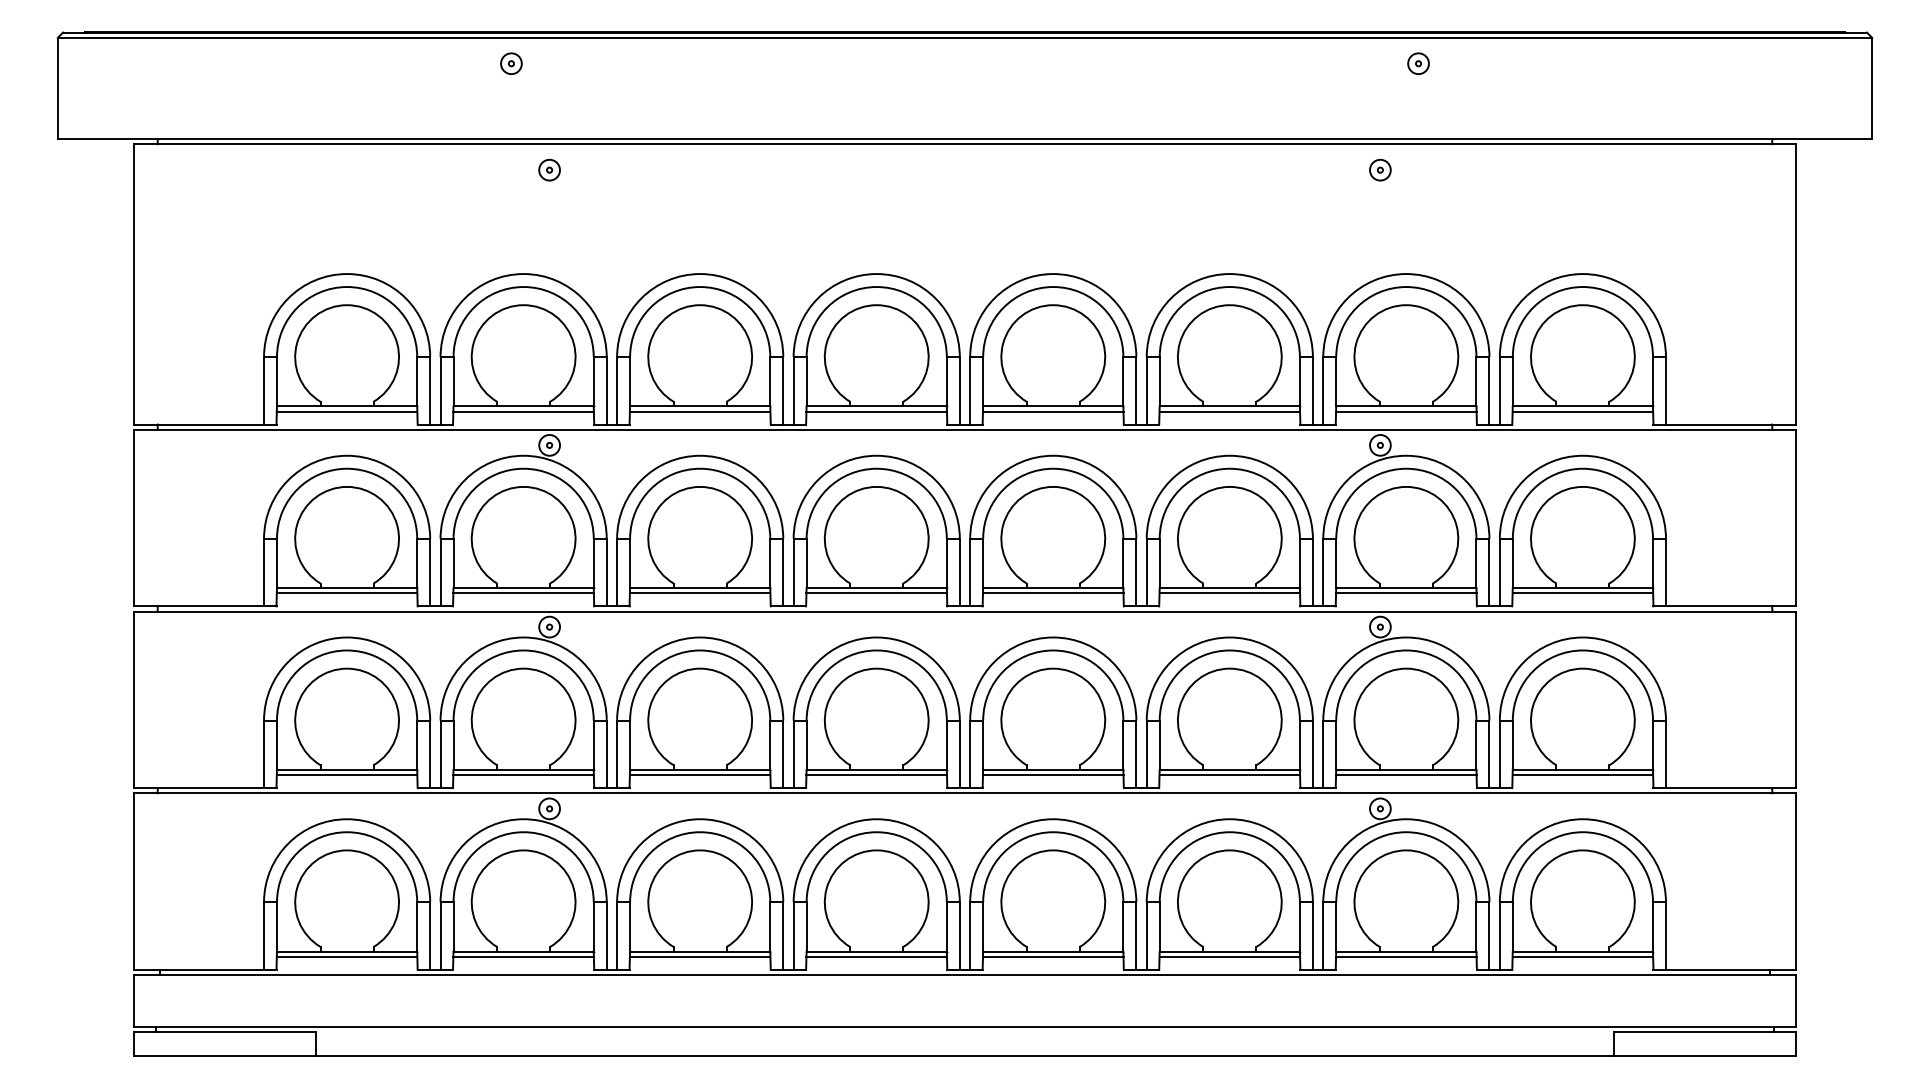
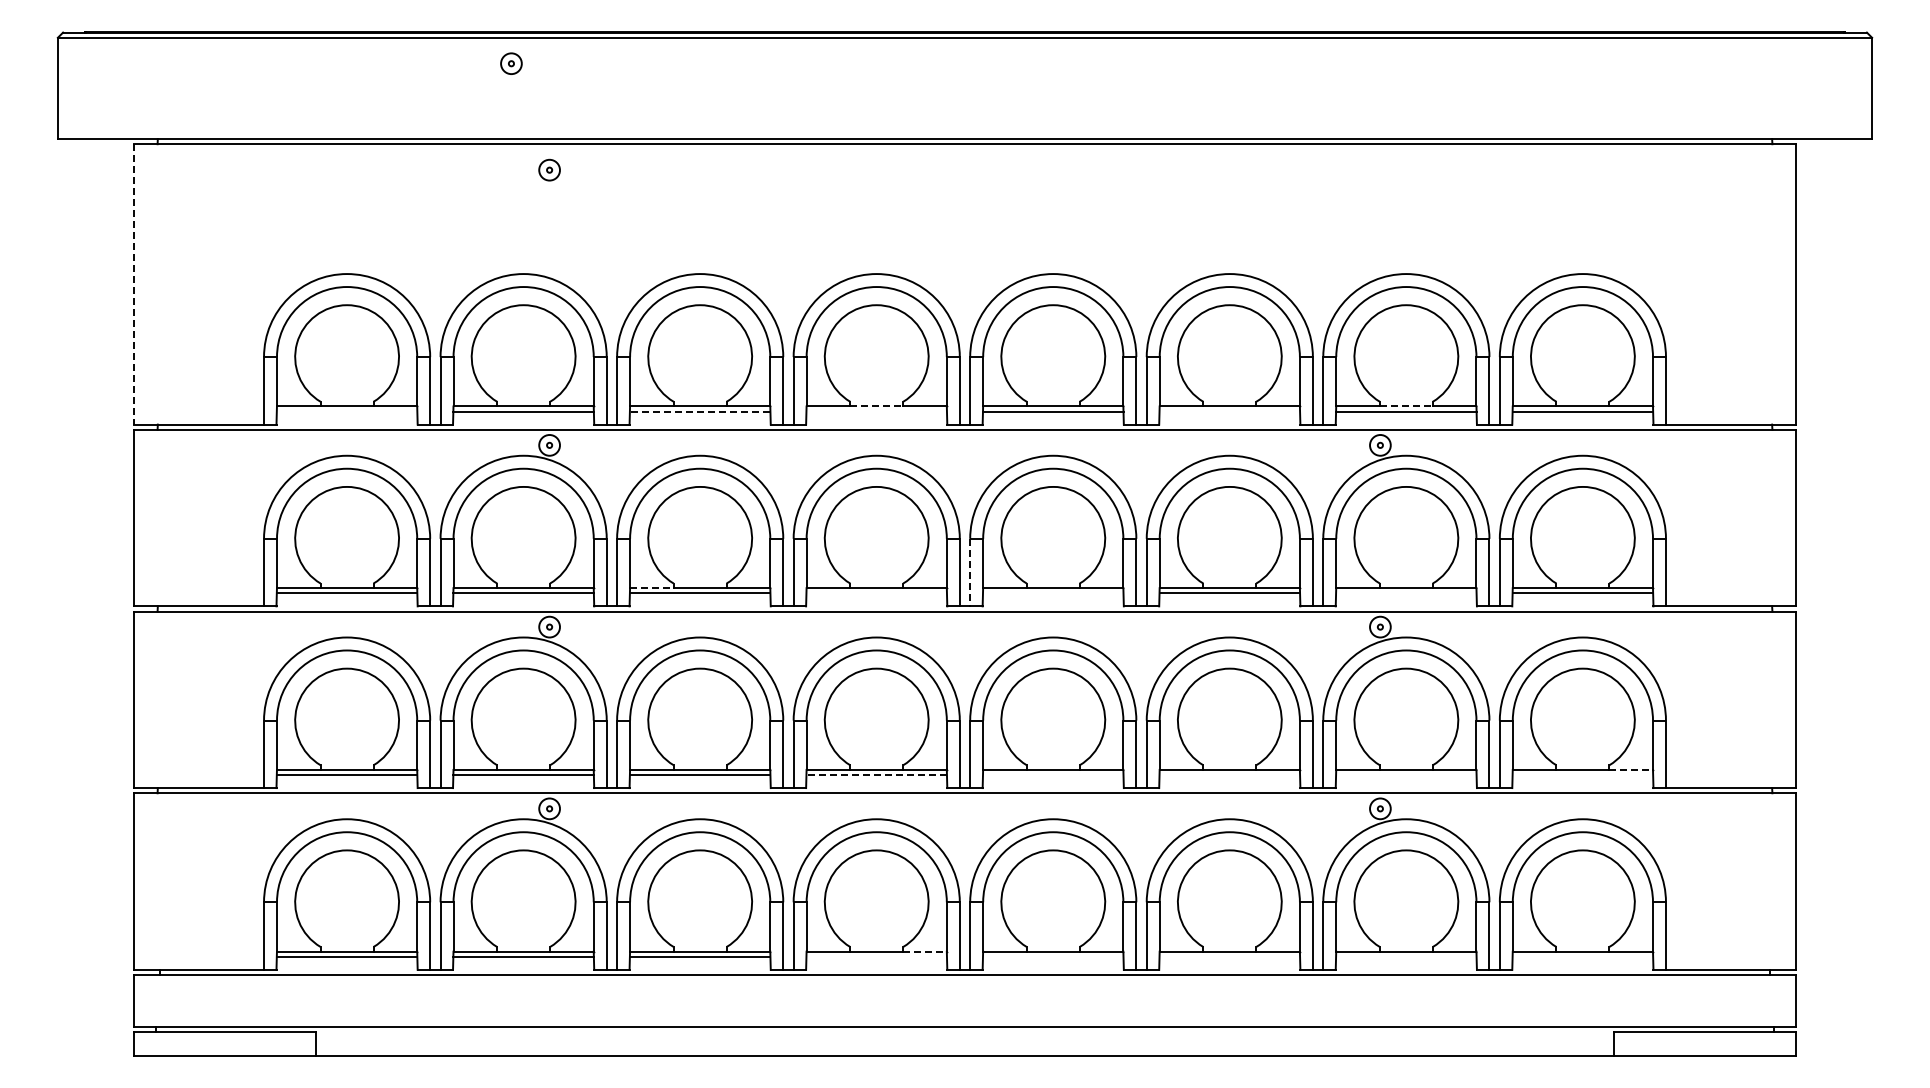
part: present -> none (1418, 63)
part: present -> none (1380, 169)
line: solid -> dashed (134, 284)
line: solid -> dashed (877, 406)
line: solid -> dashed (1406, 406)
line: present -> none (346, 411)
line: solid -> dashed (699, 411)
line: present -> none (876, 411)
line: present -> none (1229, 411)
line: solid -> dashed (970, 572)
line: solid -> dashed (651, 588)
line: present -> none (876, 593)
line: present -> none (1053, 593)
line: present -> none (1406, 593)
line: solid -> dashed (1631, 769)
line: solid -> dashed (876, 775)
line: present -> none (1053, 775)
line: present -> none (1229, 775)
line: present -> none (1406, 775)
line: present -> none (1582, 775)
line: solid -> dashed (925, 951)
line: present -> none (876, 956)
line: present -> none (1053, 956)
line: present -> none (1229, 956)
line: present -> none (1406, 956)
line: present -> none (1582, 956)
